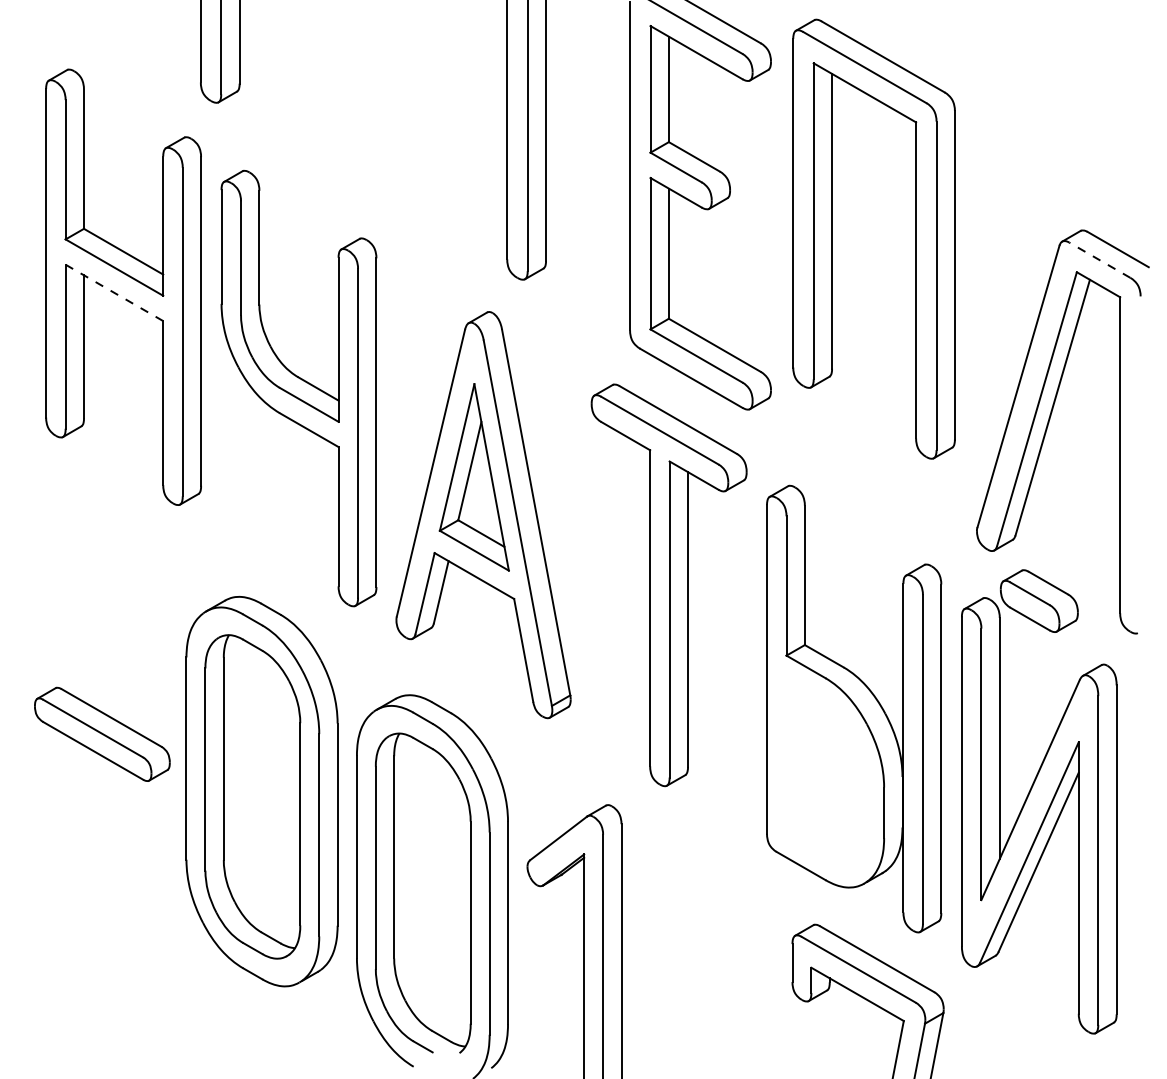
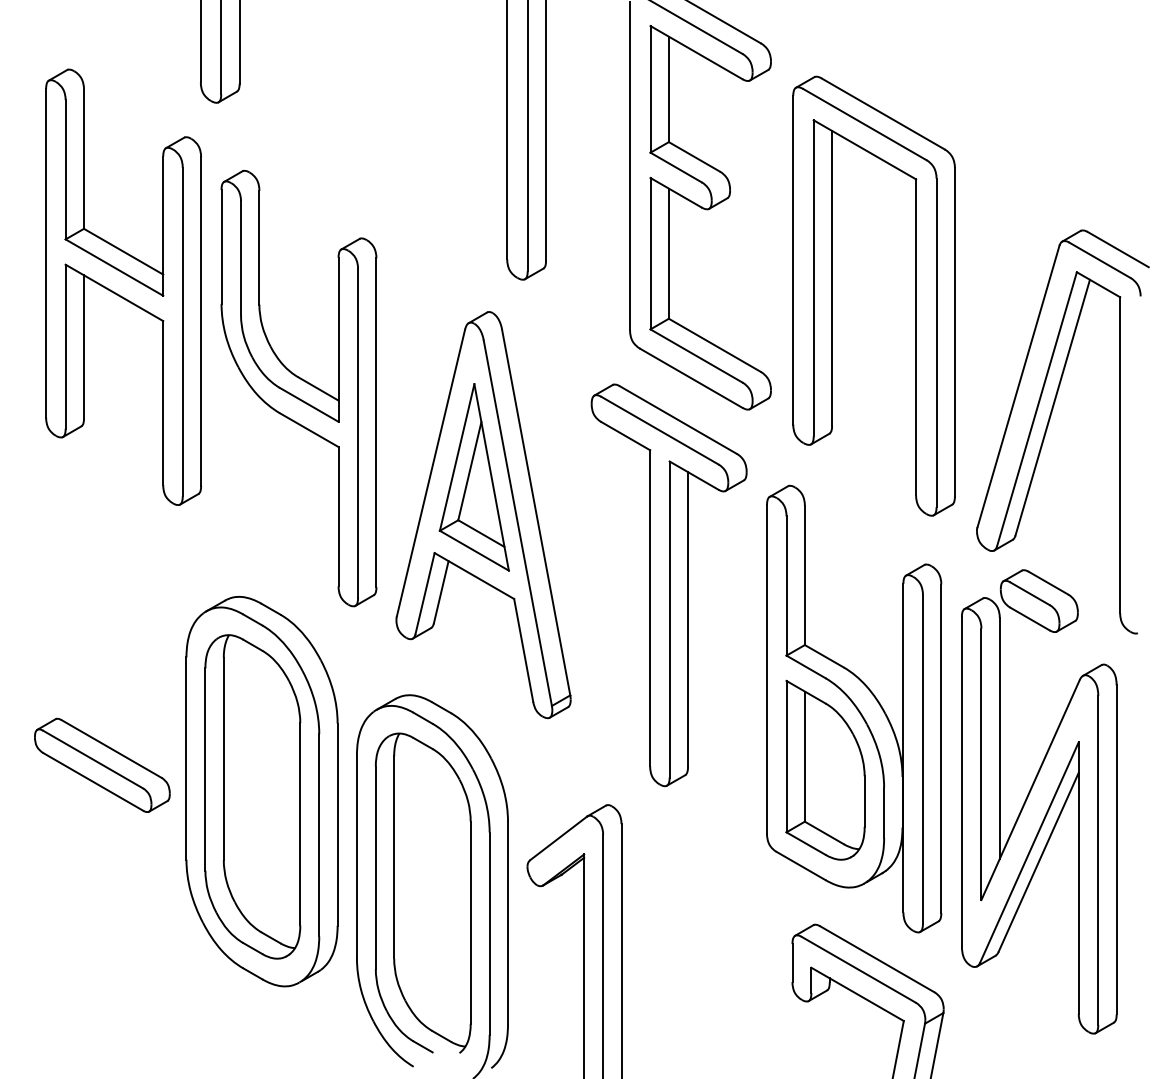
part position: (832, 238) -> (832, 295) (832, 295)
line: dashed -> solid (1099, 260)
line: dashed -> solid (114, 293)
part position: (102, 733) -> (102, 764) (102, 764)
part: none -> present (825, 769)
